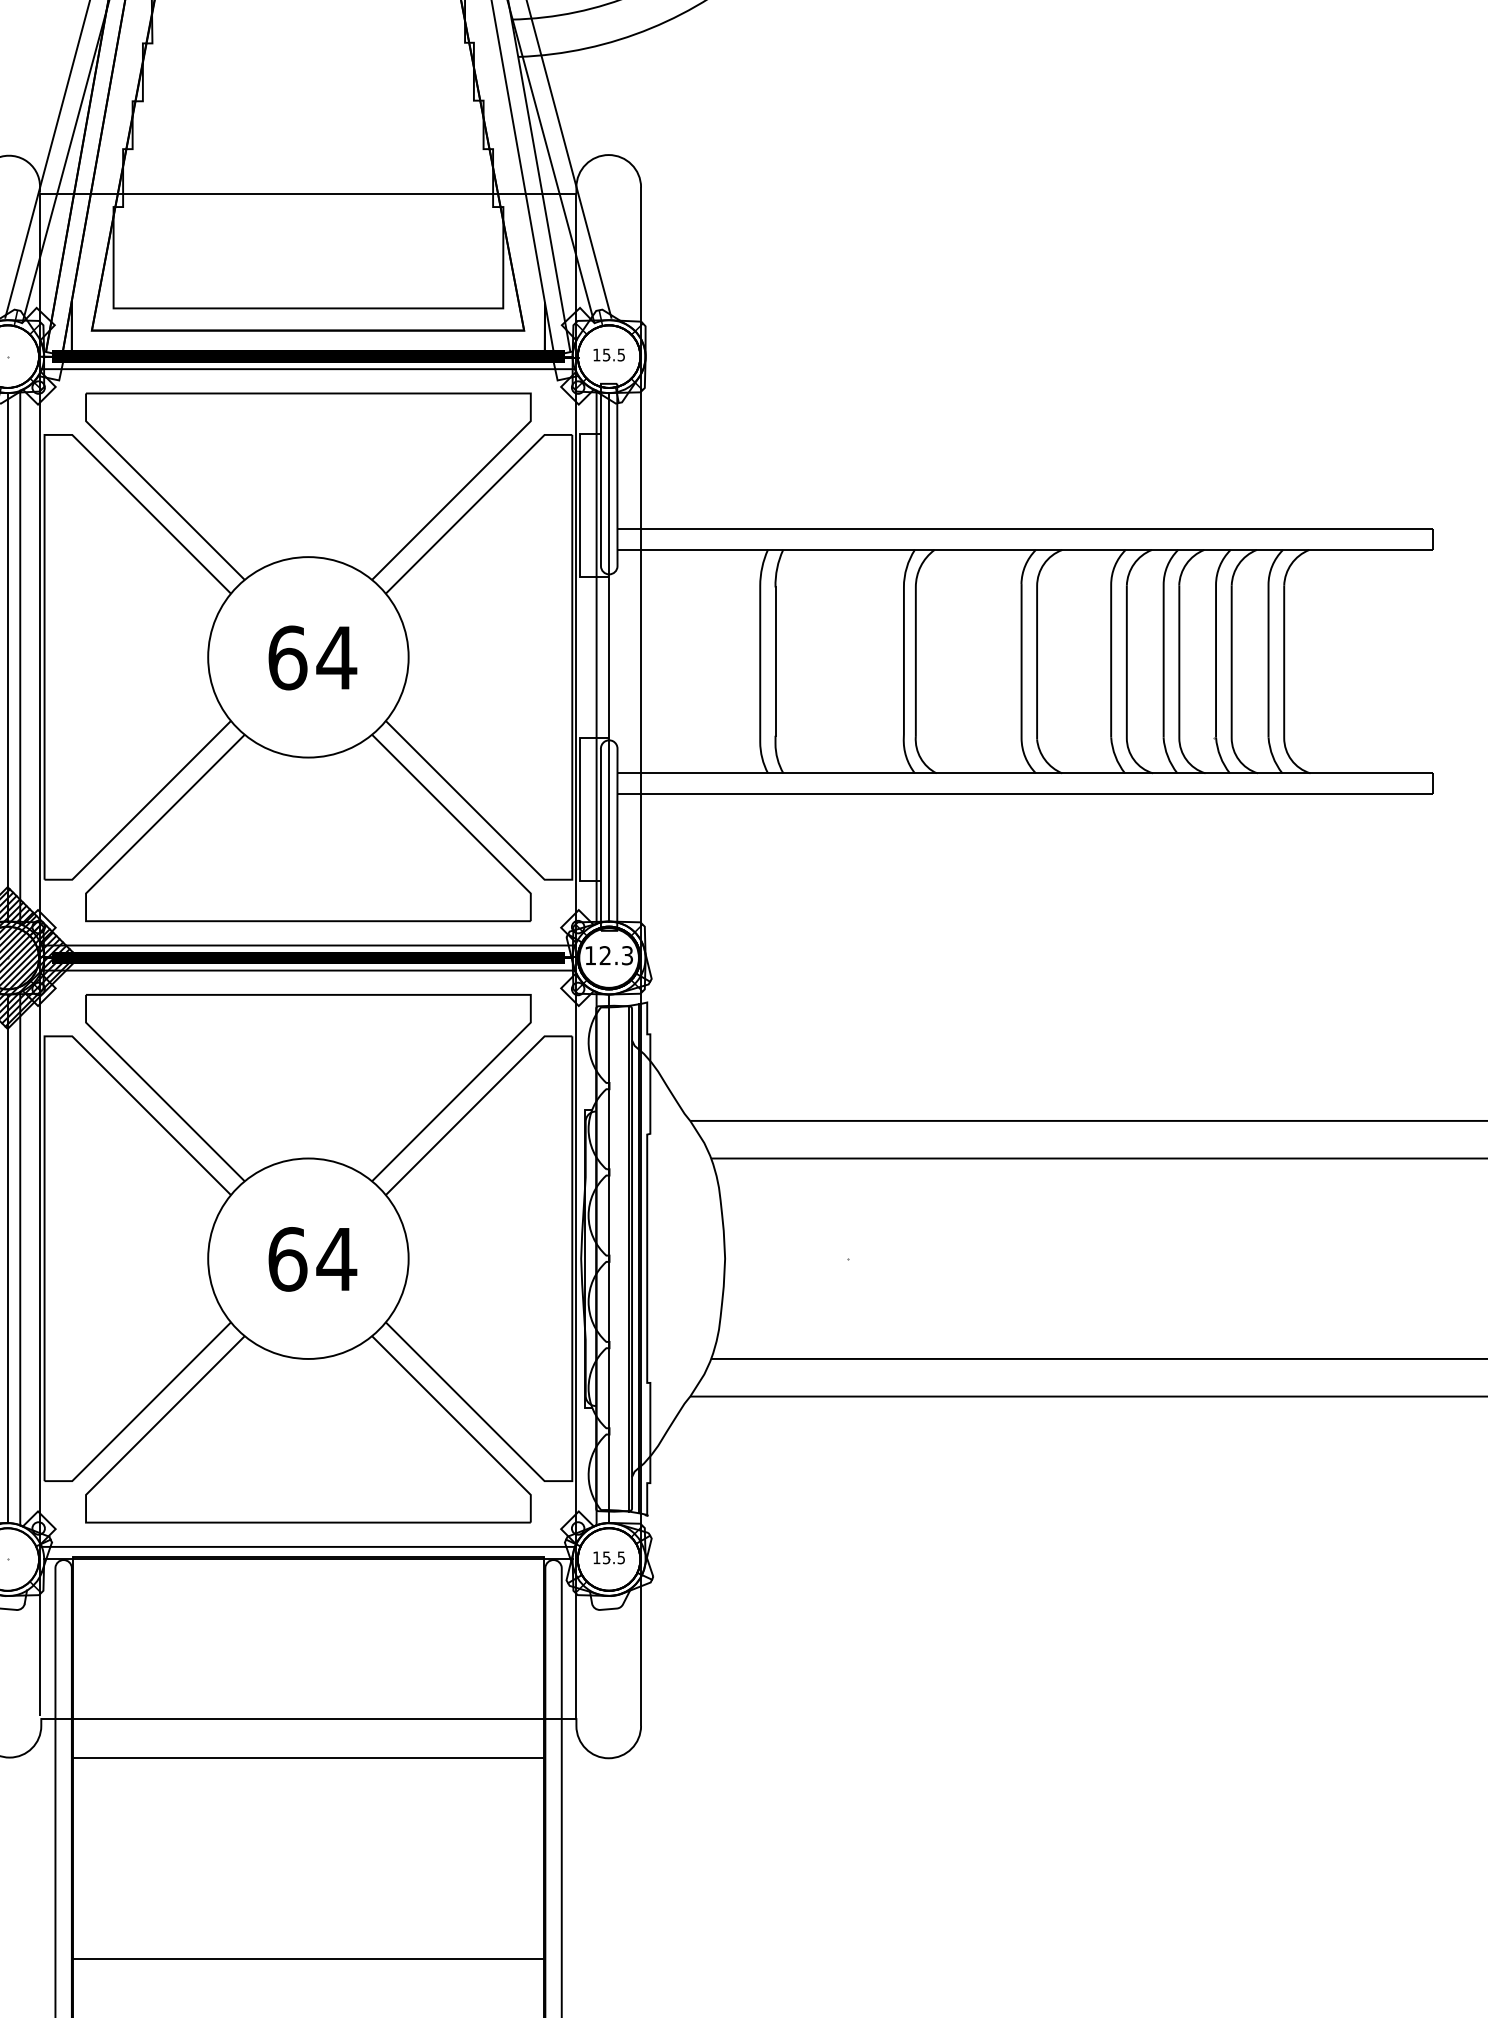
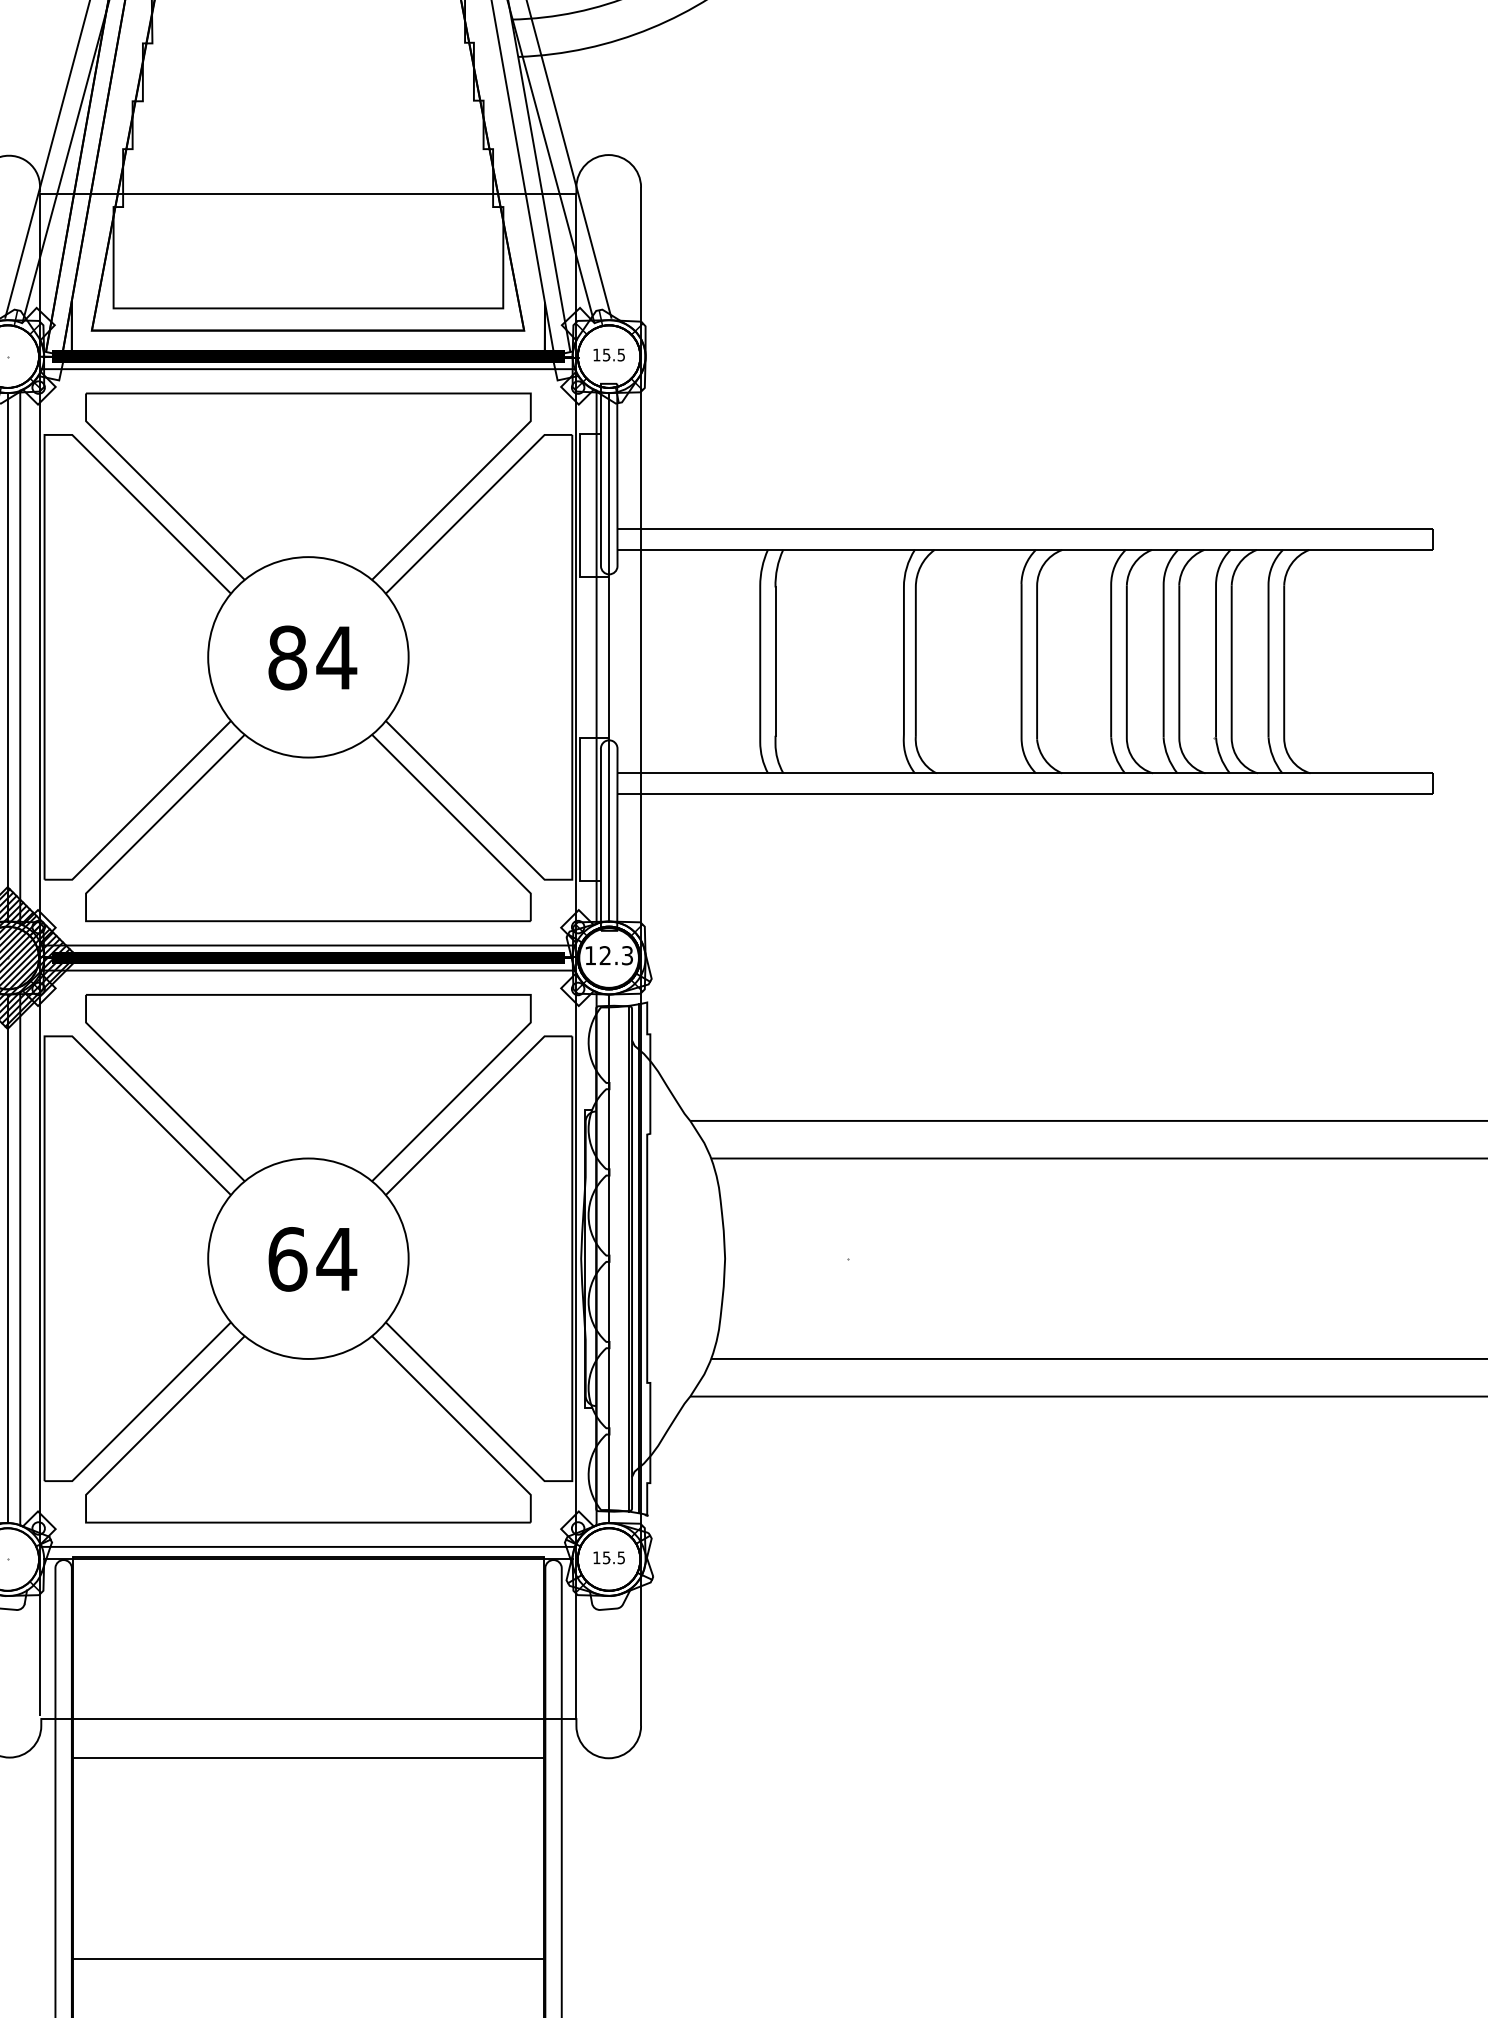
text: 64 -> 84 (287, 657)
